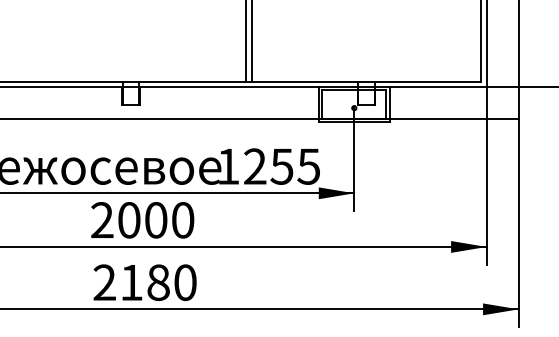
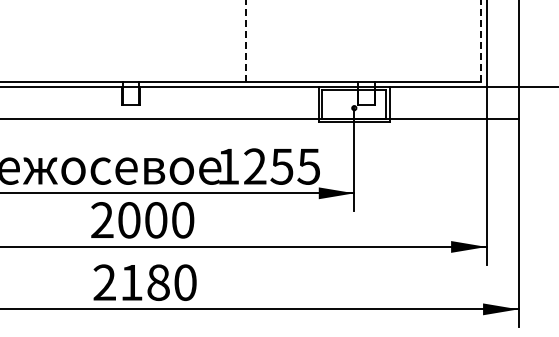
line: solid -> dashed (246, 40)
line: solid -> dashed (481, 40)
line: present -> none (251, 41)
